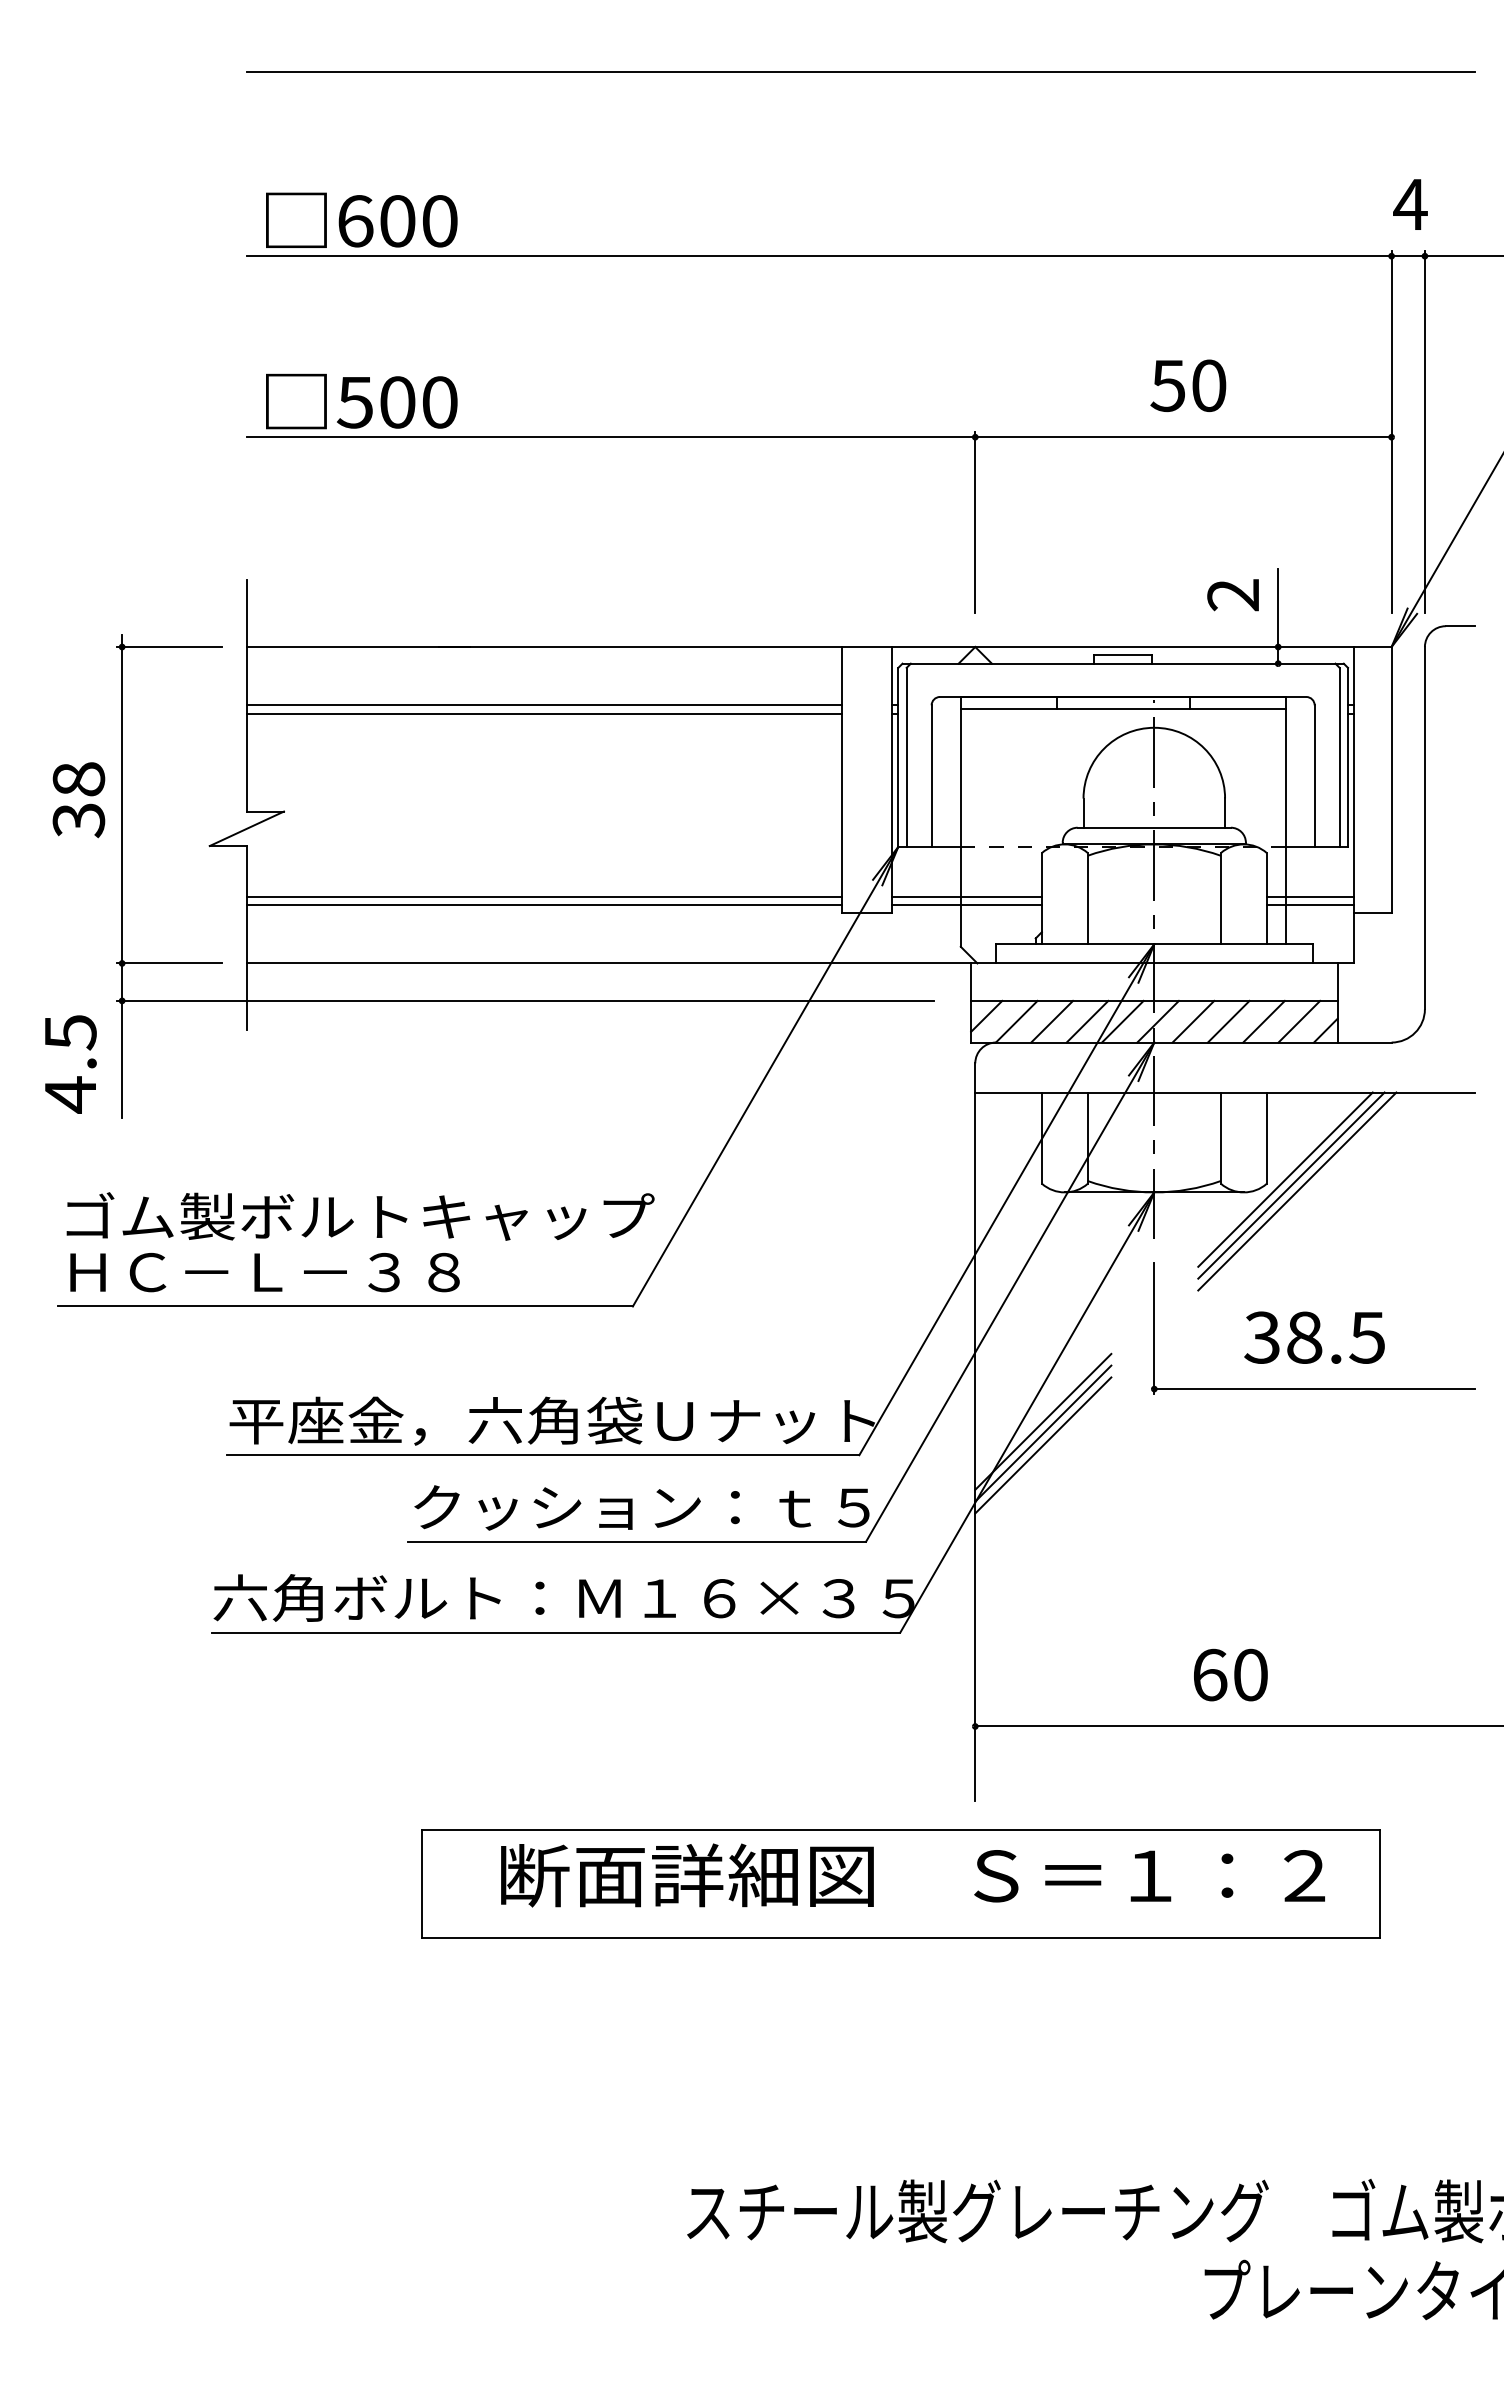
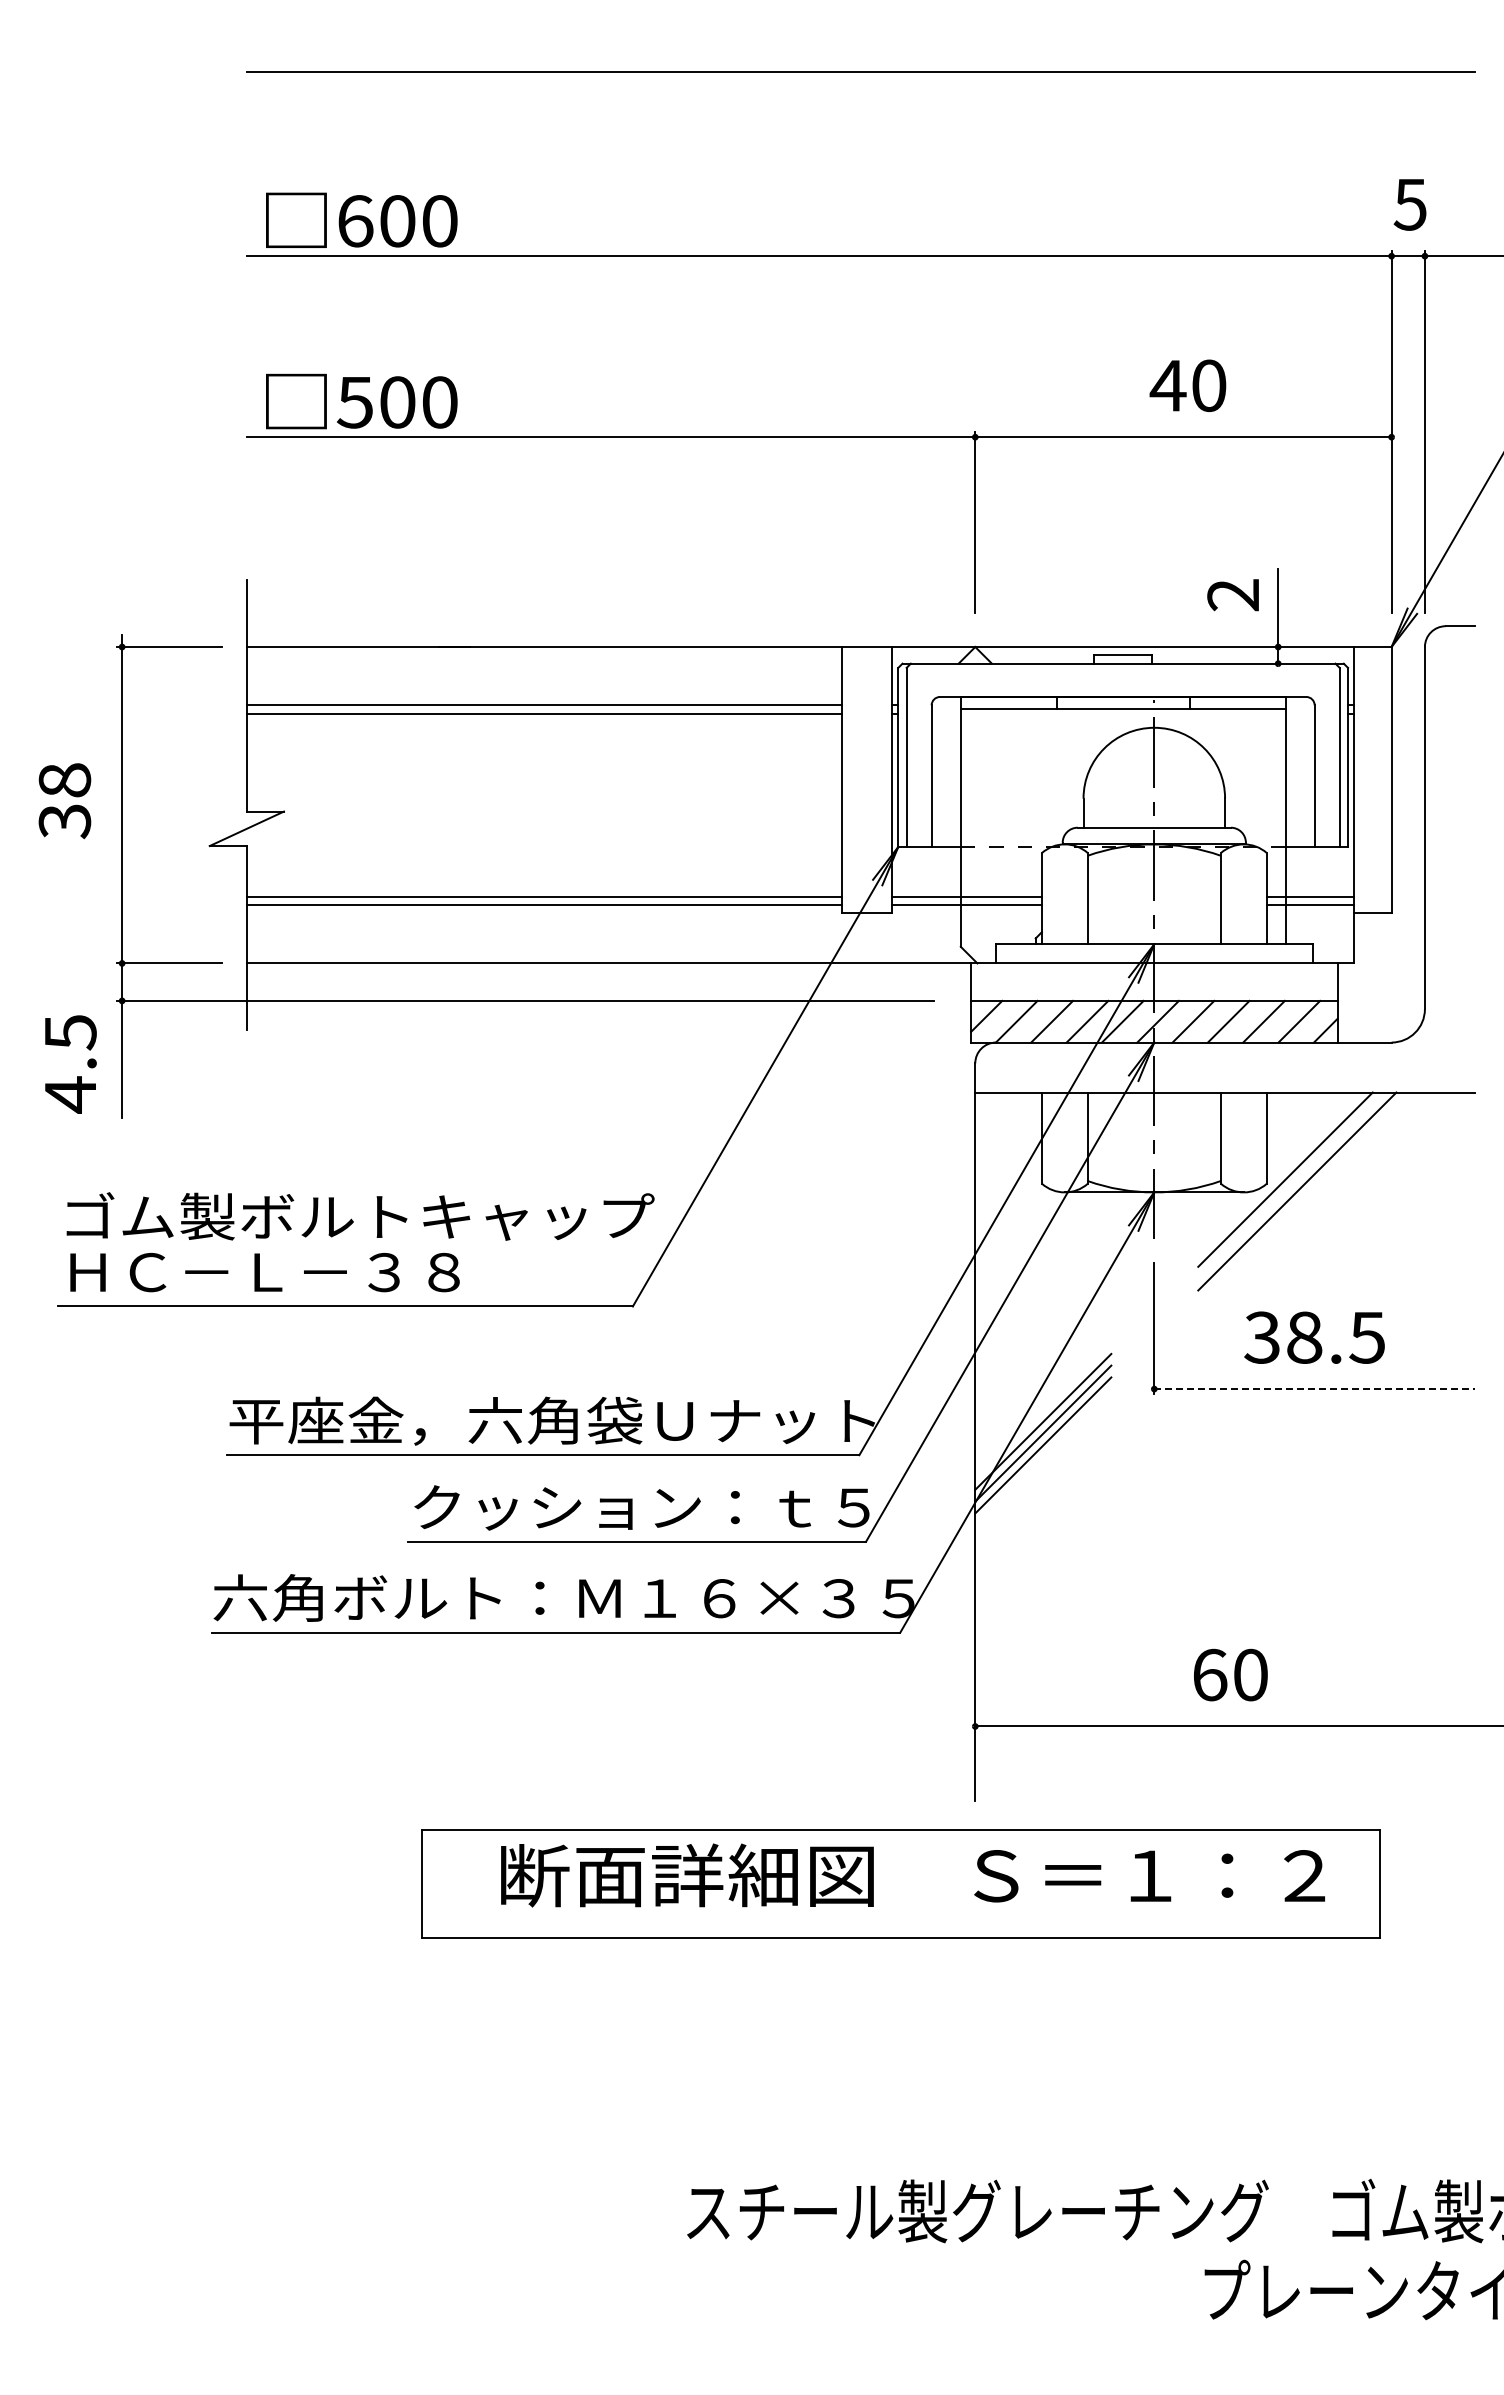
text: 4 -> 5 (1410, 204)
text: 50 -> 40 (1167, 386)
text position: (78, 800) -> (64, 801) (64, 801)
line: present -> none (1291, 1185)
line: solid -> dashed (1315, 1389)
